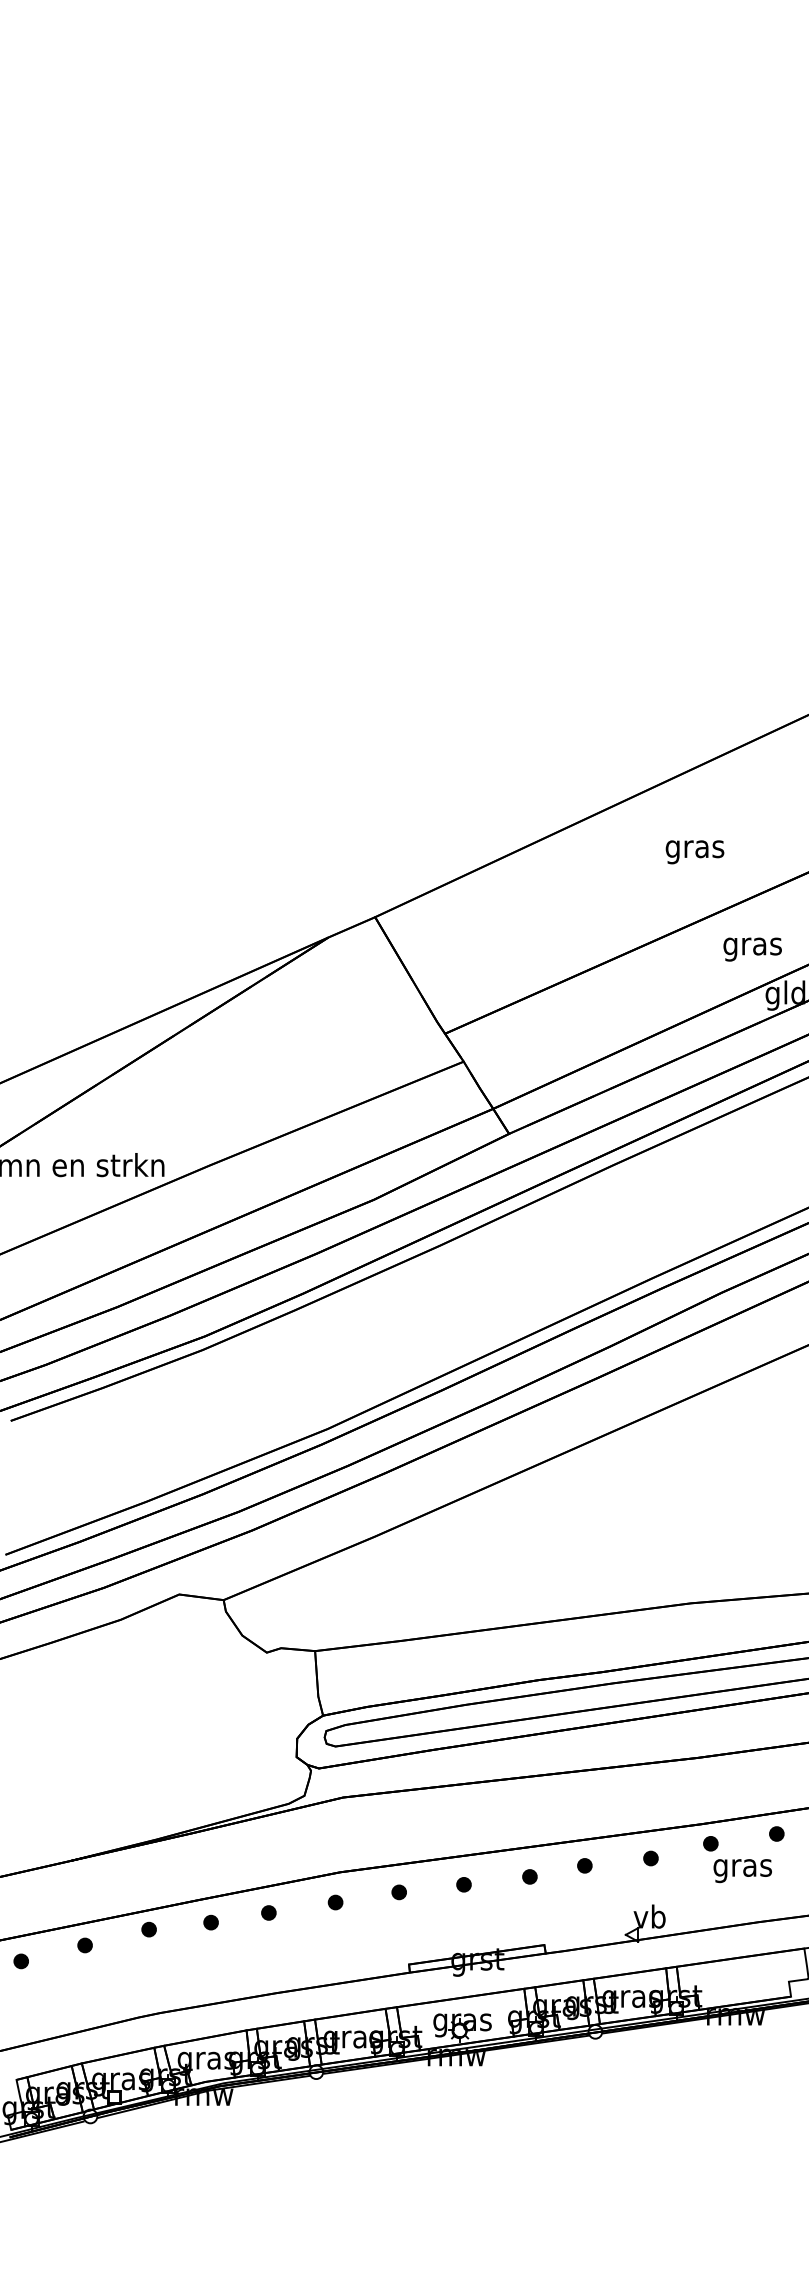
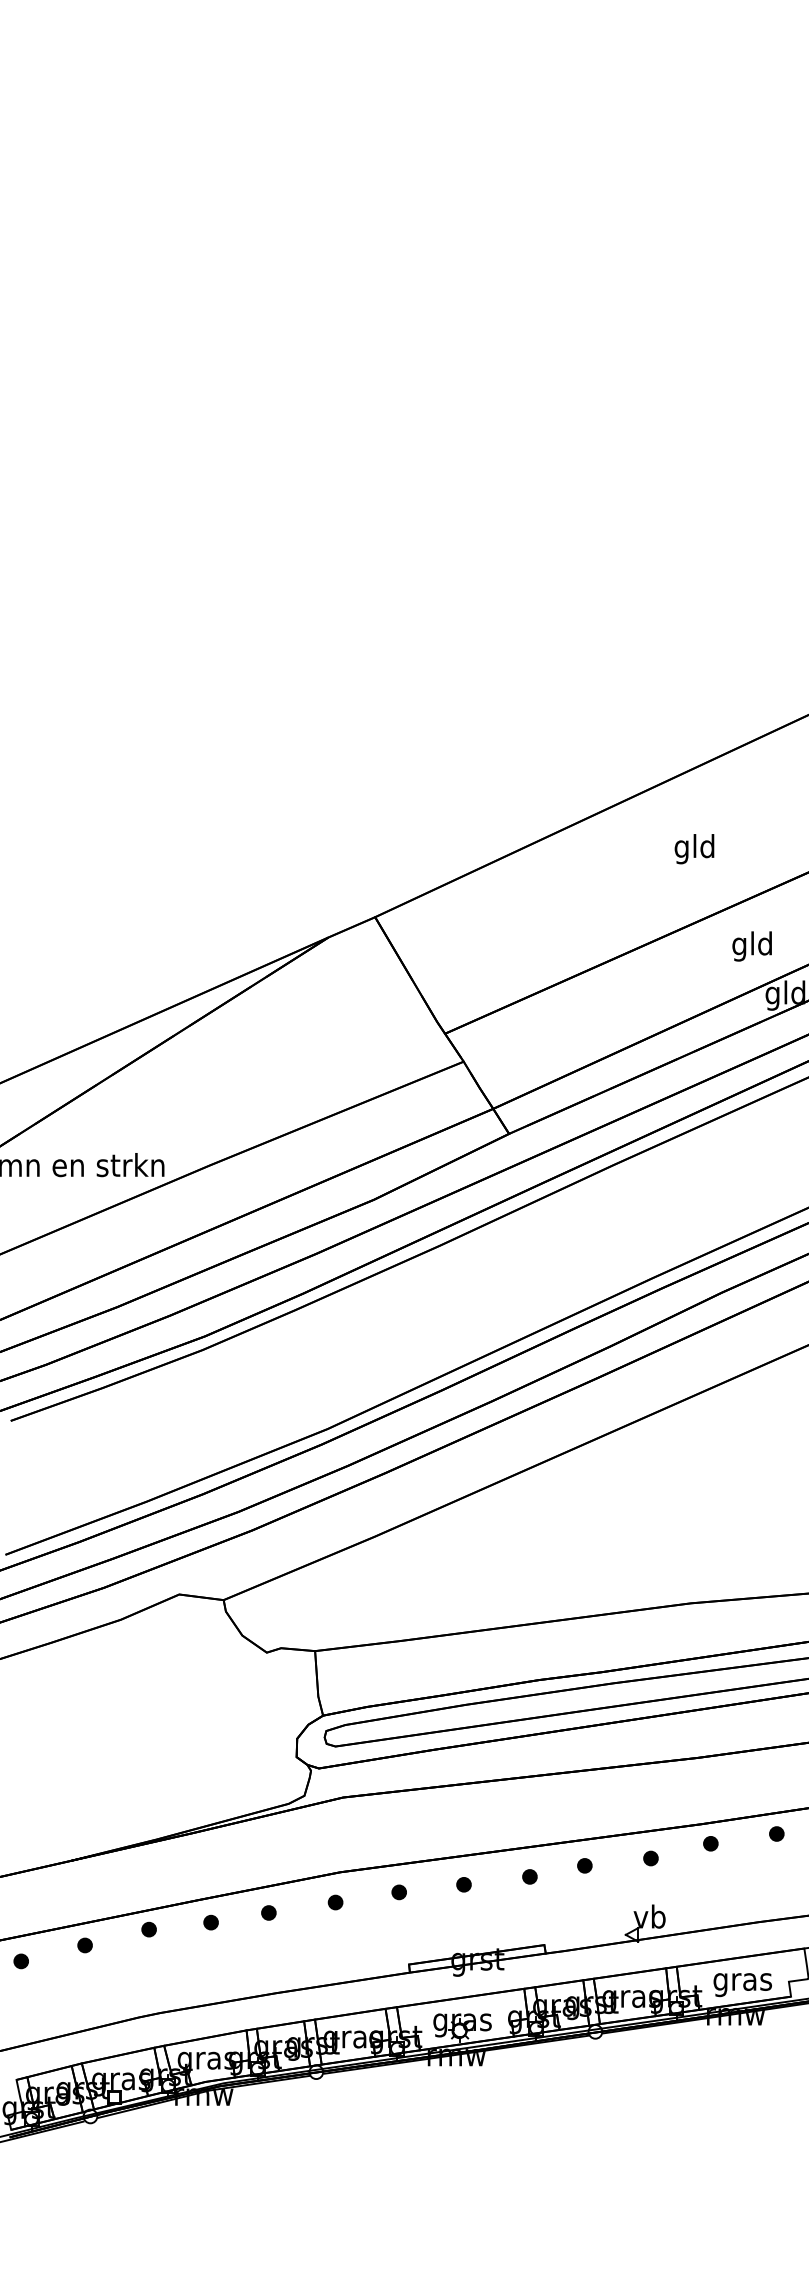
text: gras -> gld (694, 849)
text: gras -> gld (752, 946)
text position: (742, 1871) -> (742, 1985) (742, 1985)
